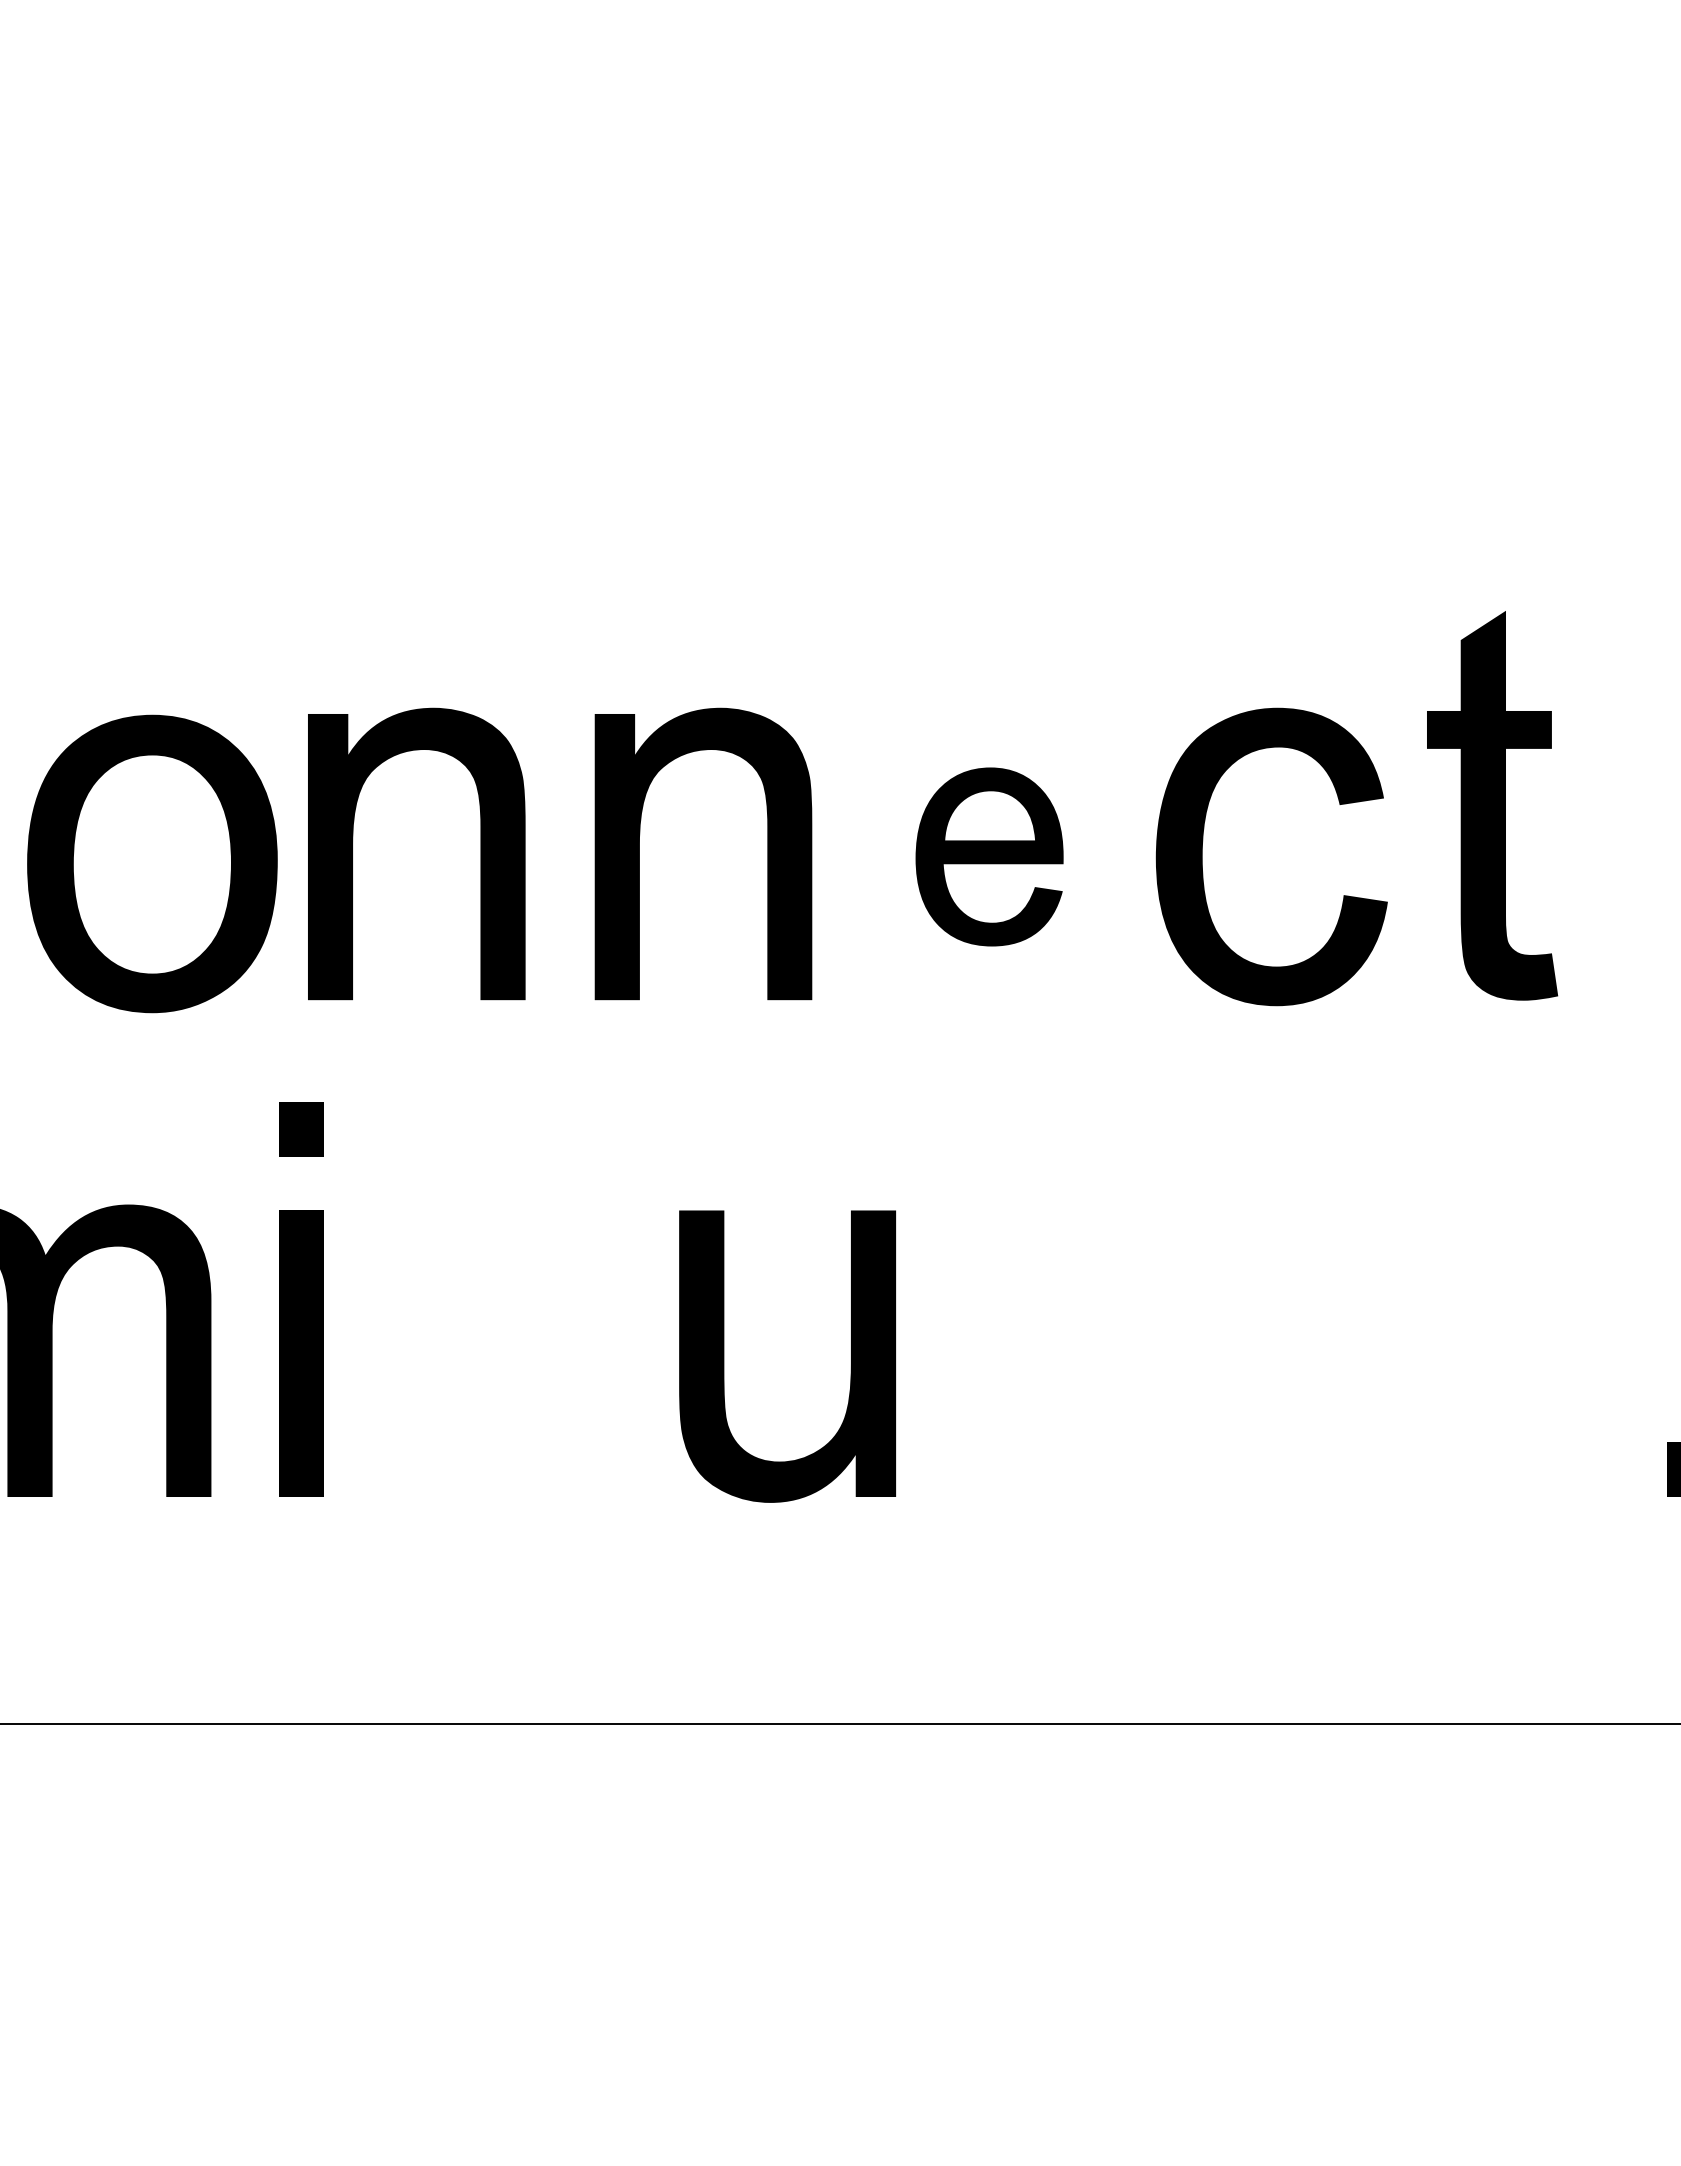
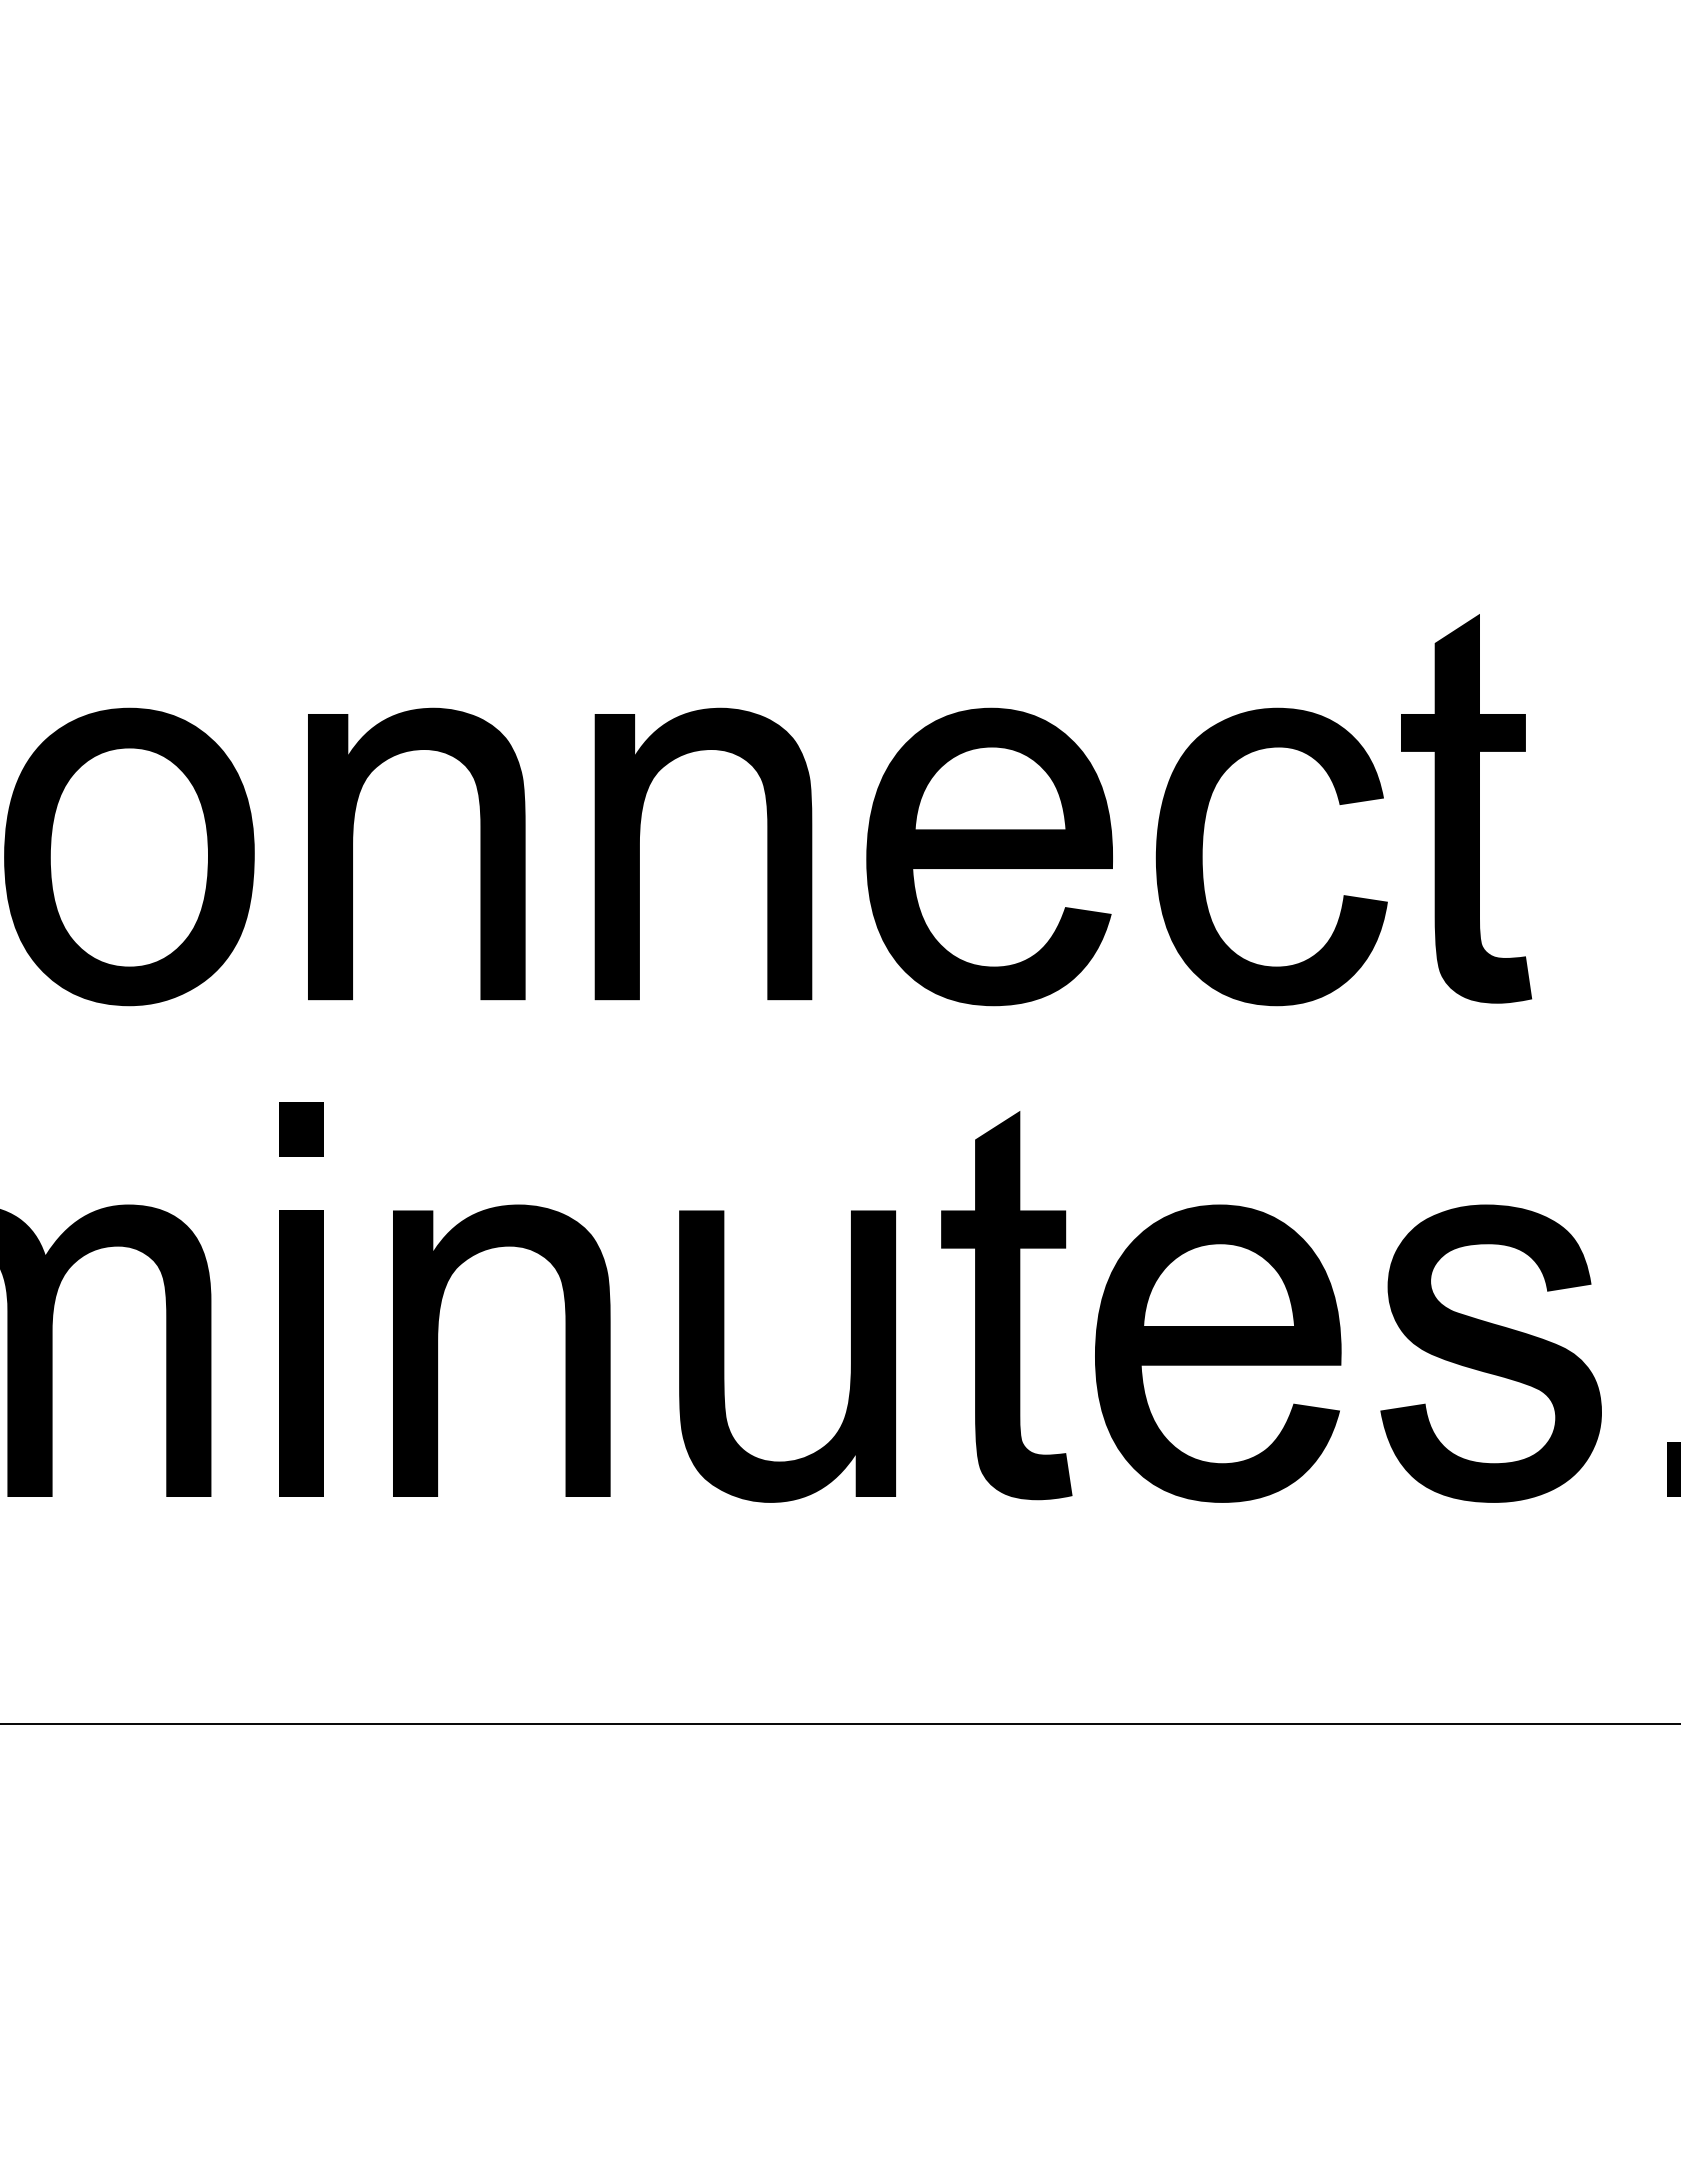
part position: (1492, 805) -> (1466, 808) (1466, 808)
part size: 149x180 px -> 247x300 px (989, 856)
part position: (152, 863) -> (129, 856) (129, 856)
fill: none -> present (1006, 1305)
fill: none -> present (501, 1350)
part: none -> present (1218, 1353)
fill: none -> present (1490, 1353)
